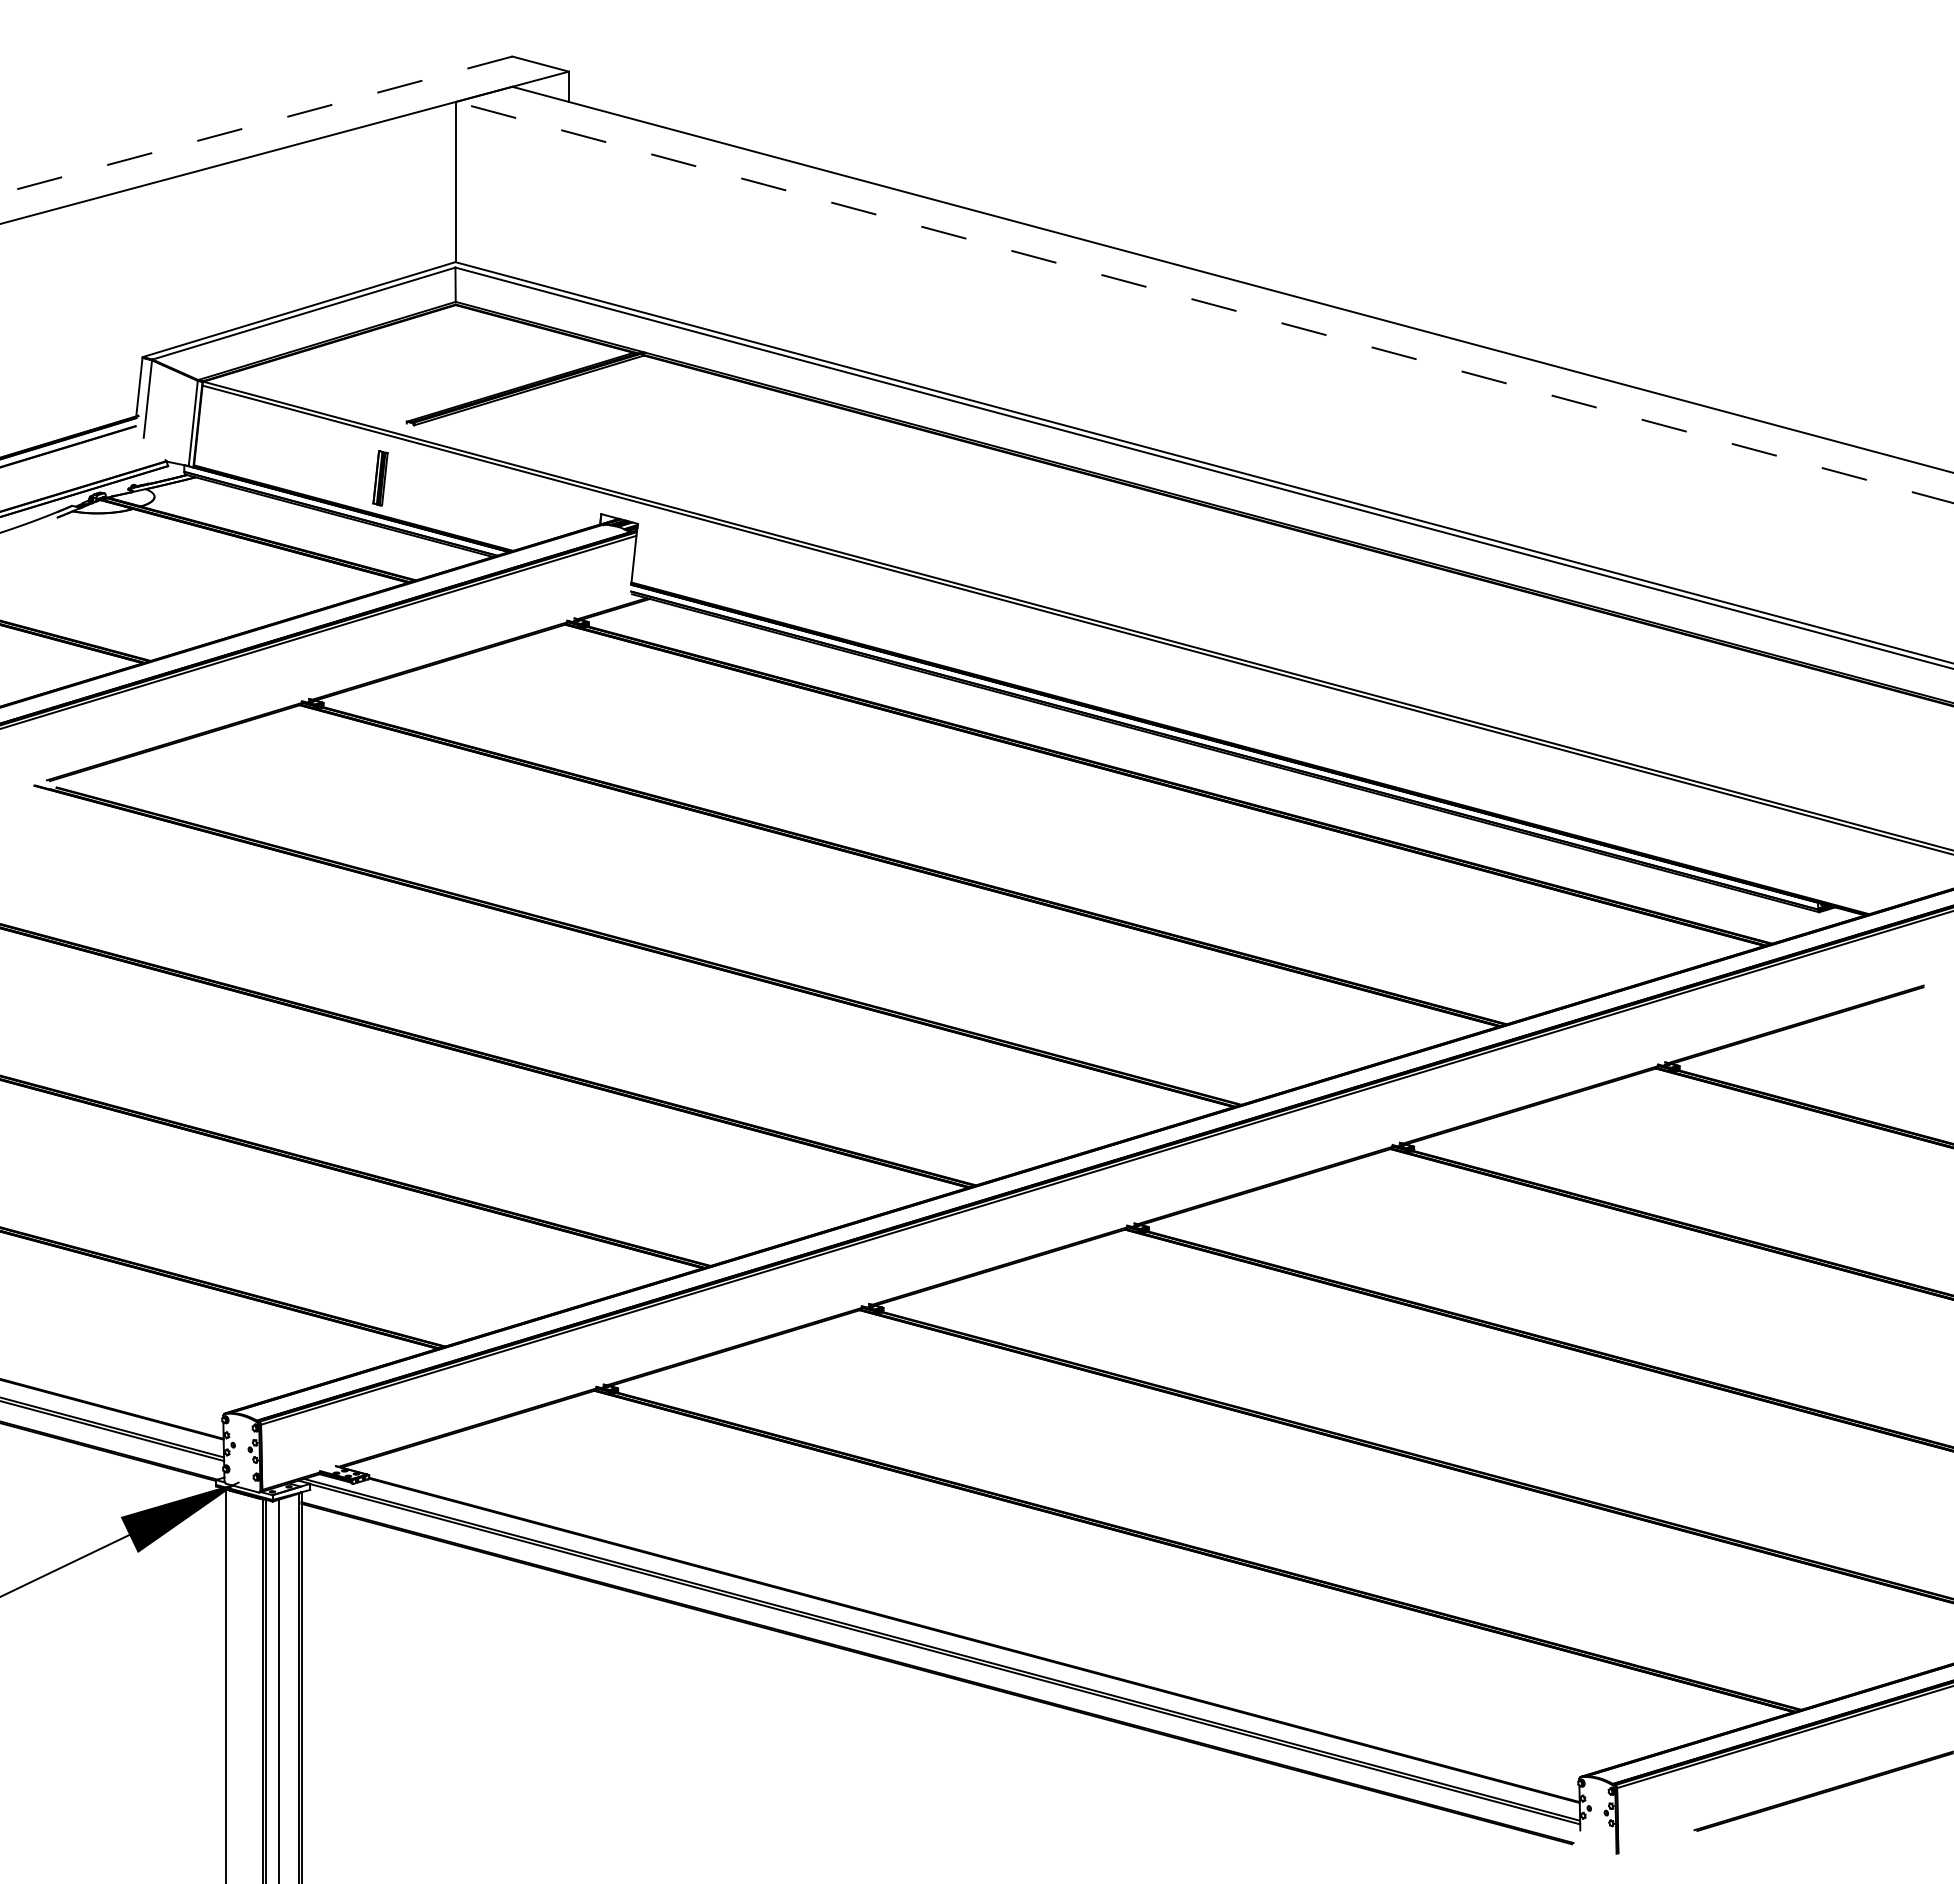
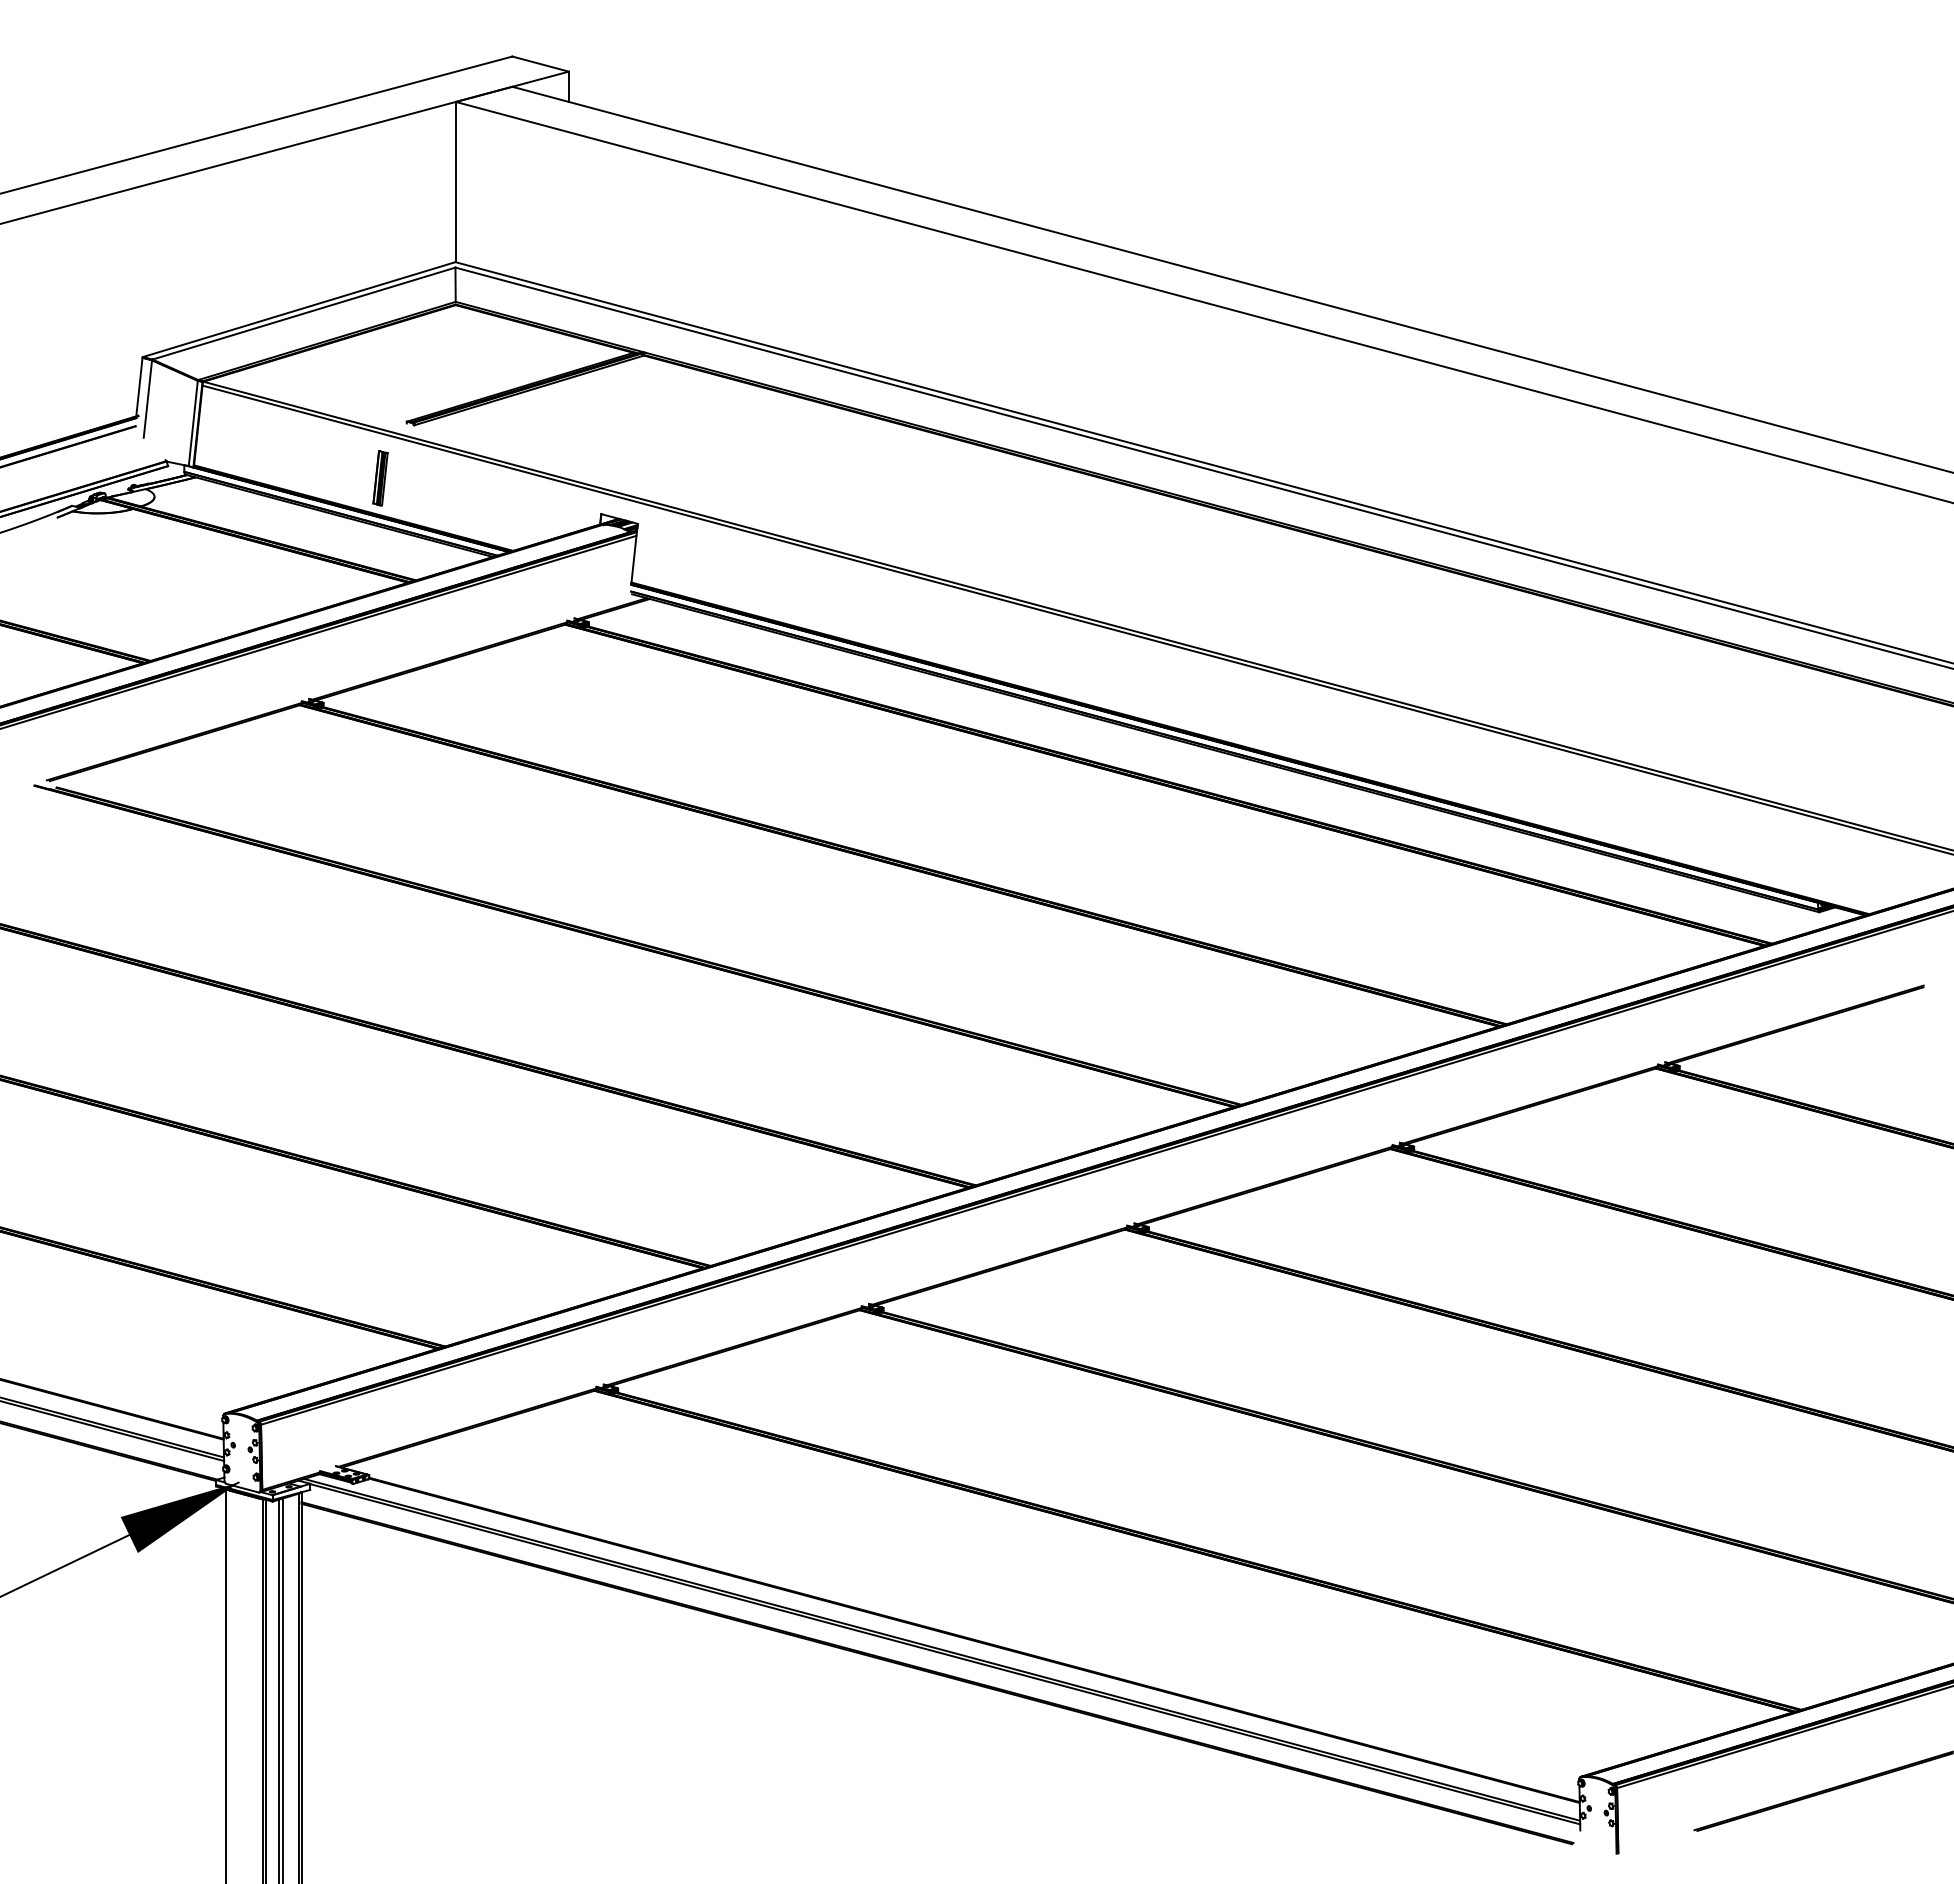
line: dashed -> solid (256, 125)
line: dashed -> solid (1204, 302)
line: none -> present (282, 1689)
